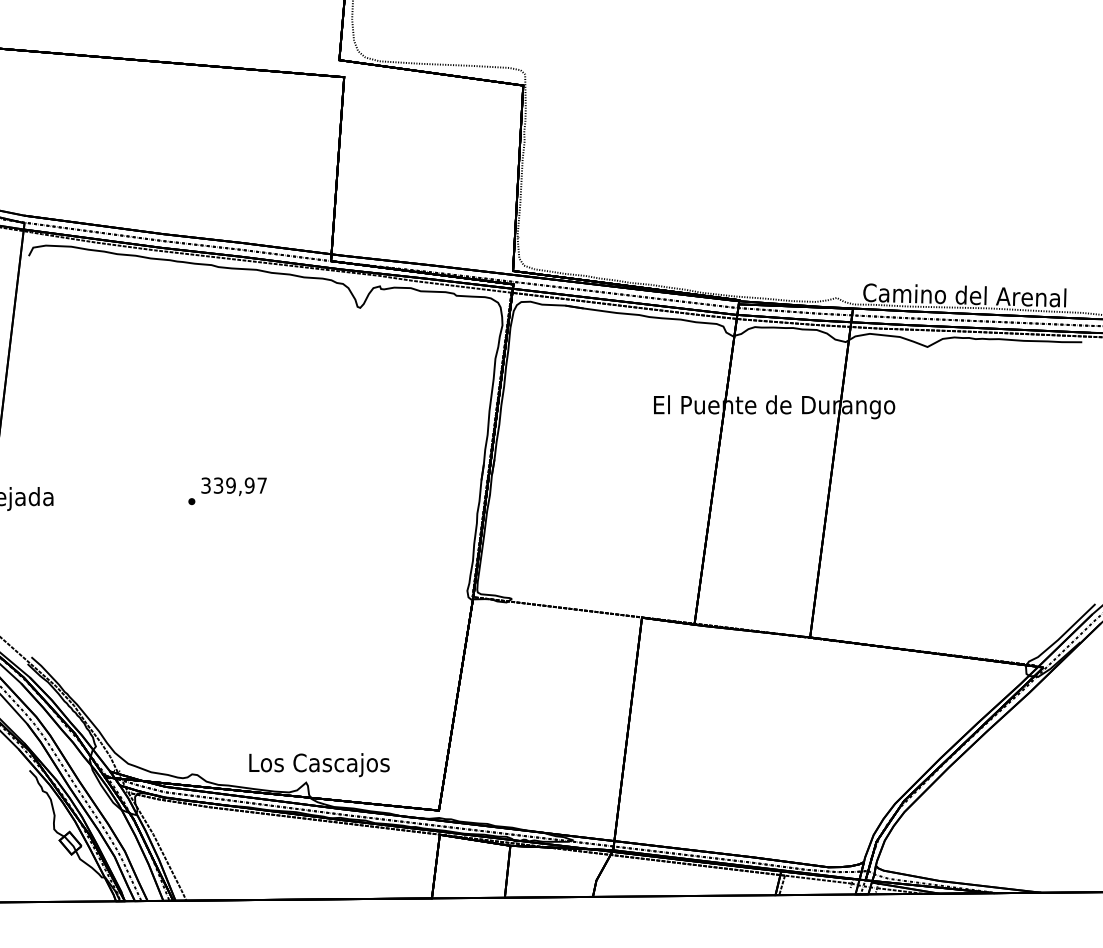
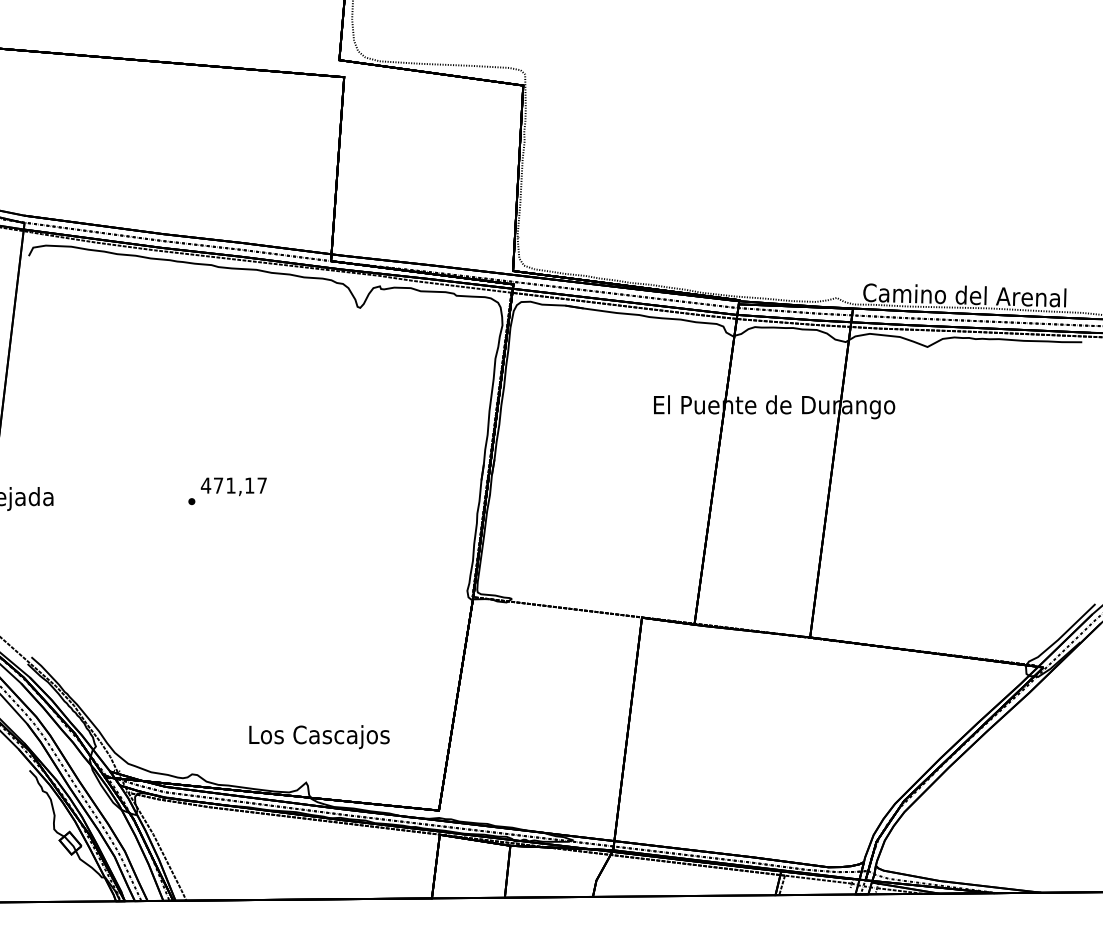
text: 339,97 -> 471,17 (227, 485)
text position: (319, 765) -> (319, 737) (319, 737)
